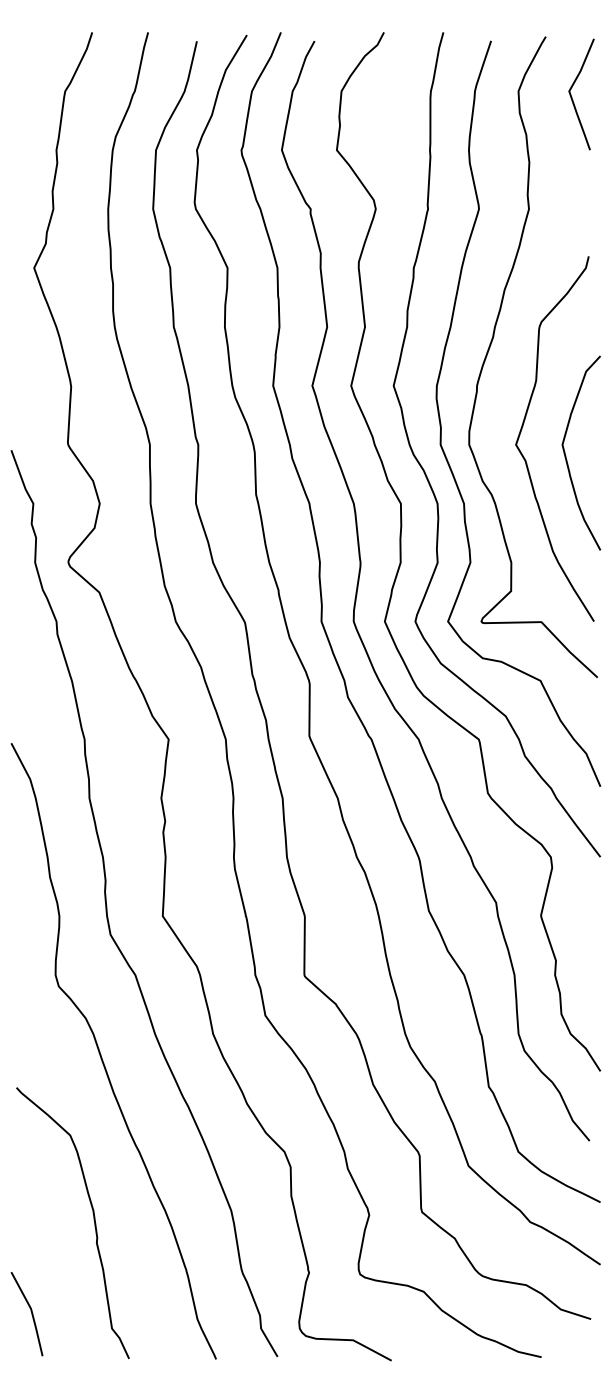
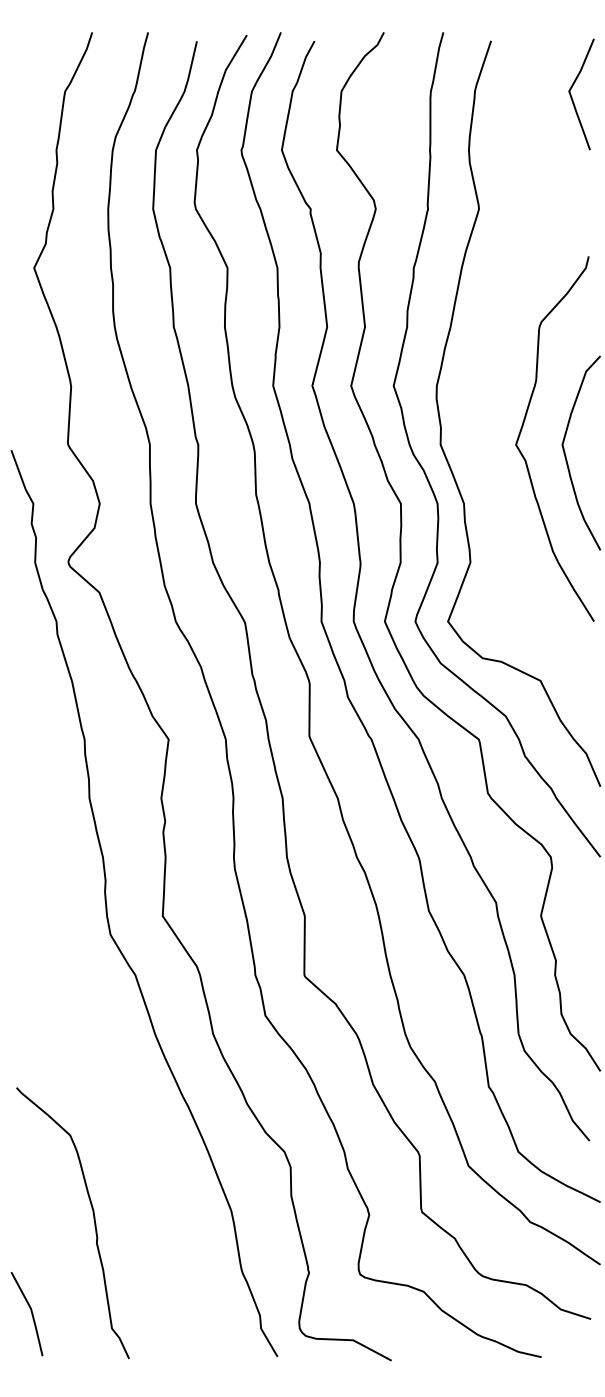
curve: present -> none (492, 342)
curve: present -> none (101, 1054)
